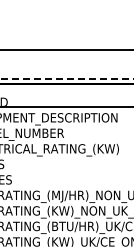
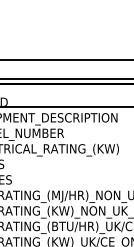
line position: (66, 49) -> (66, 59) (66, 59)
line: dashed -> solid (67, 78)
